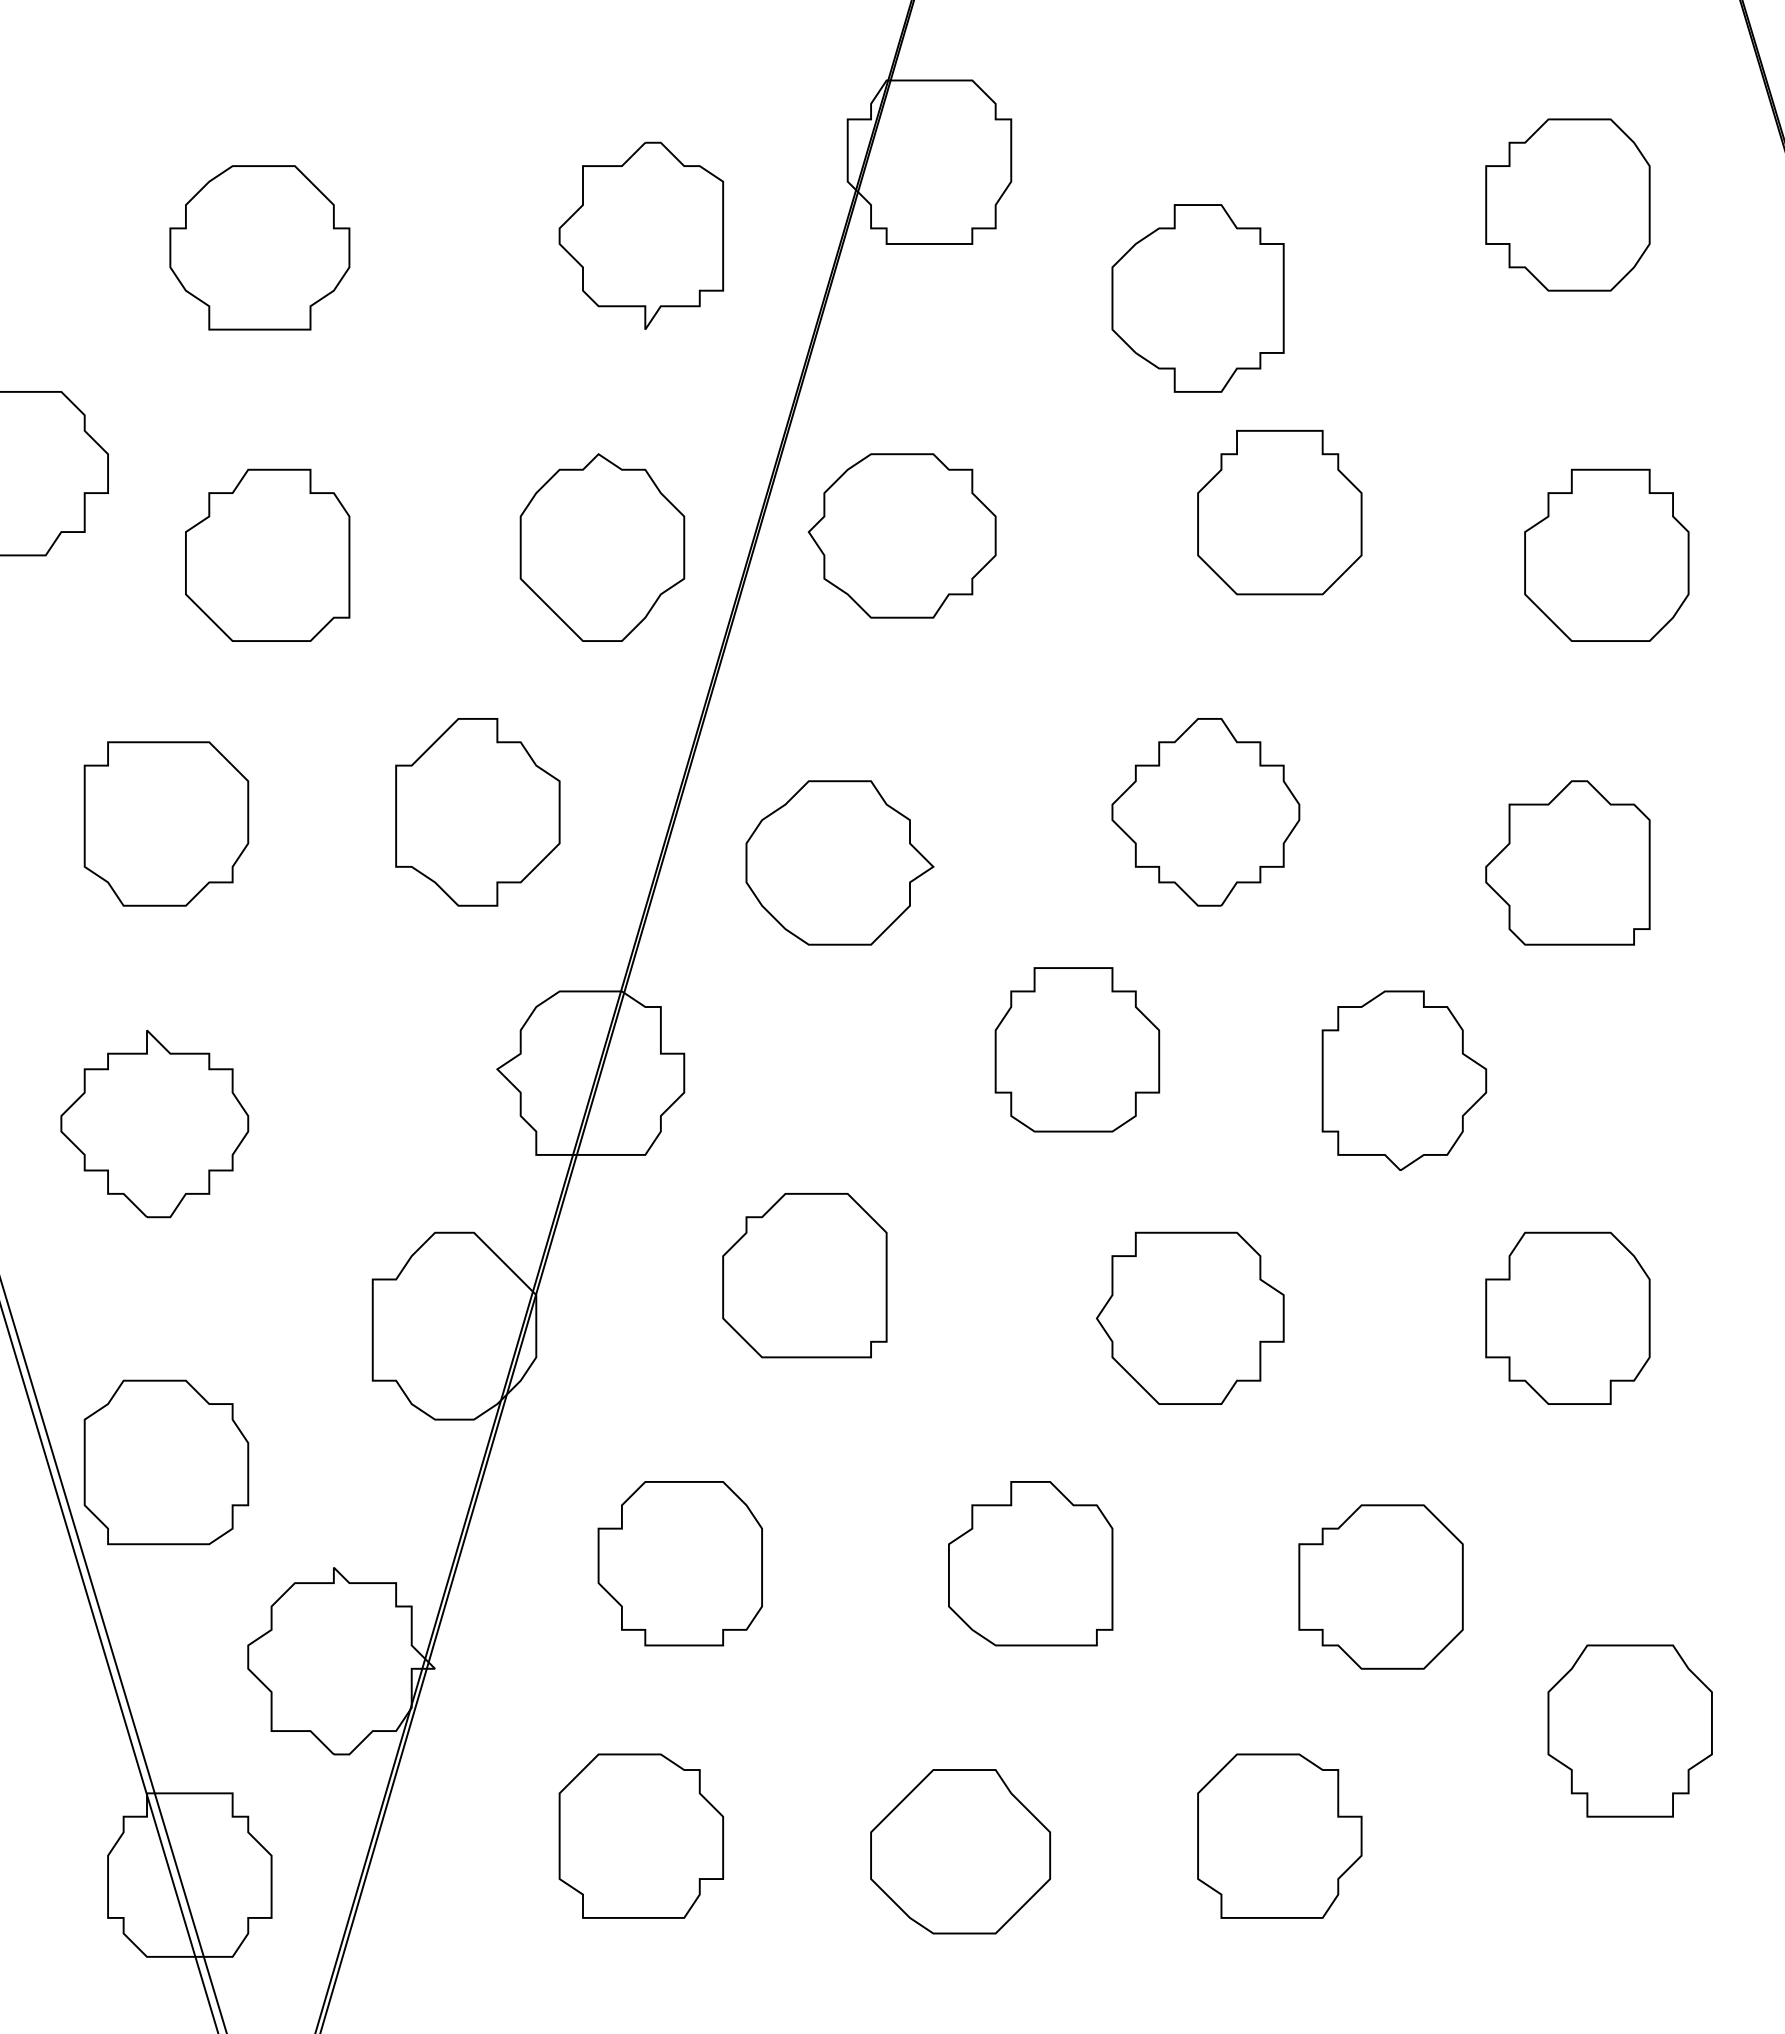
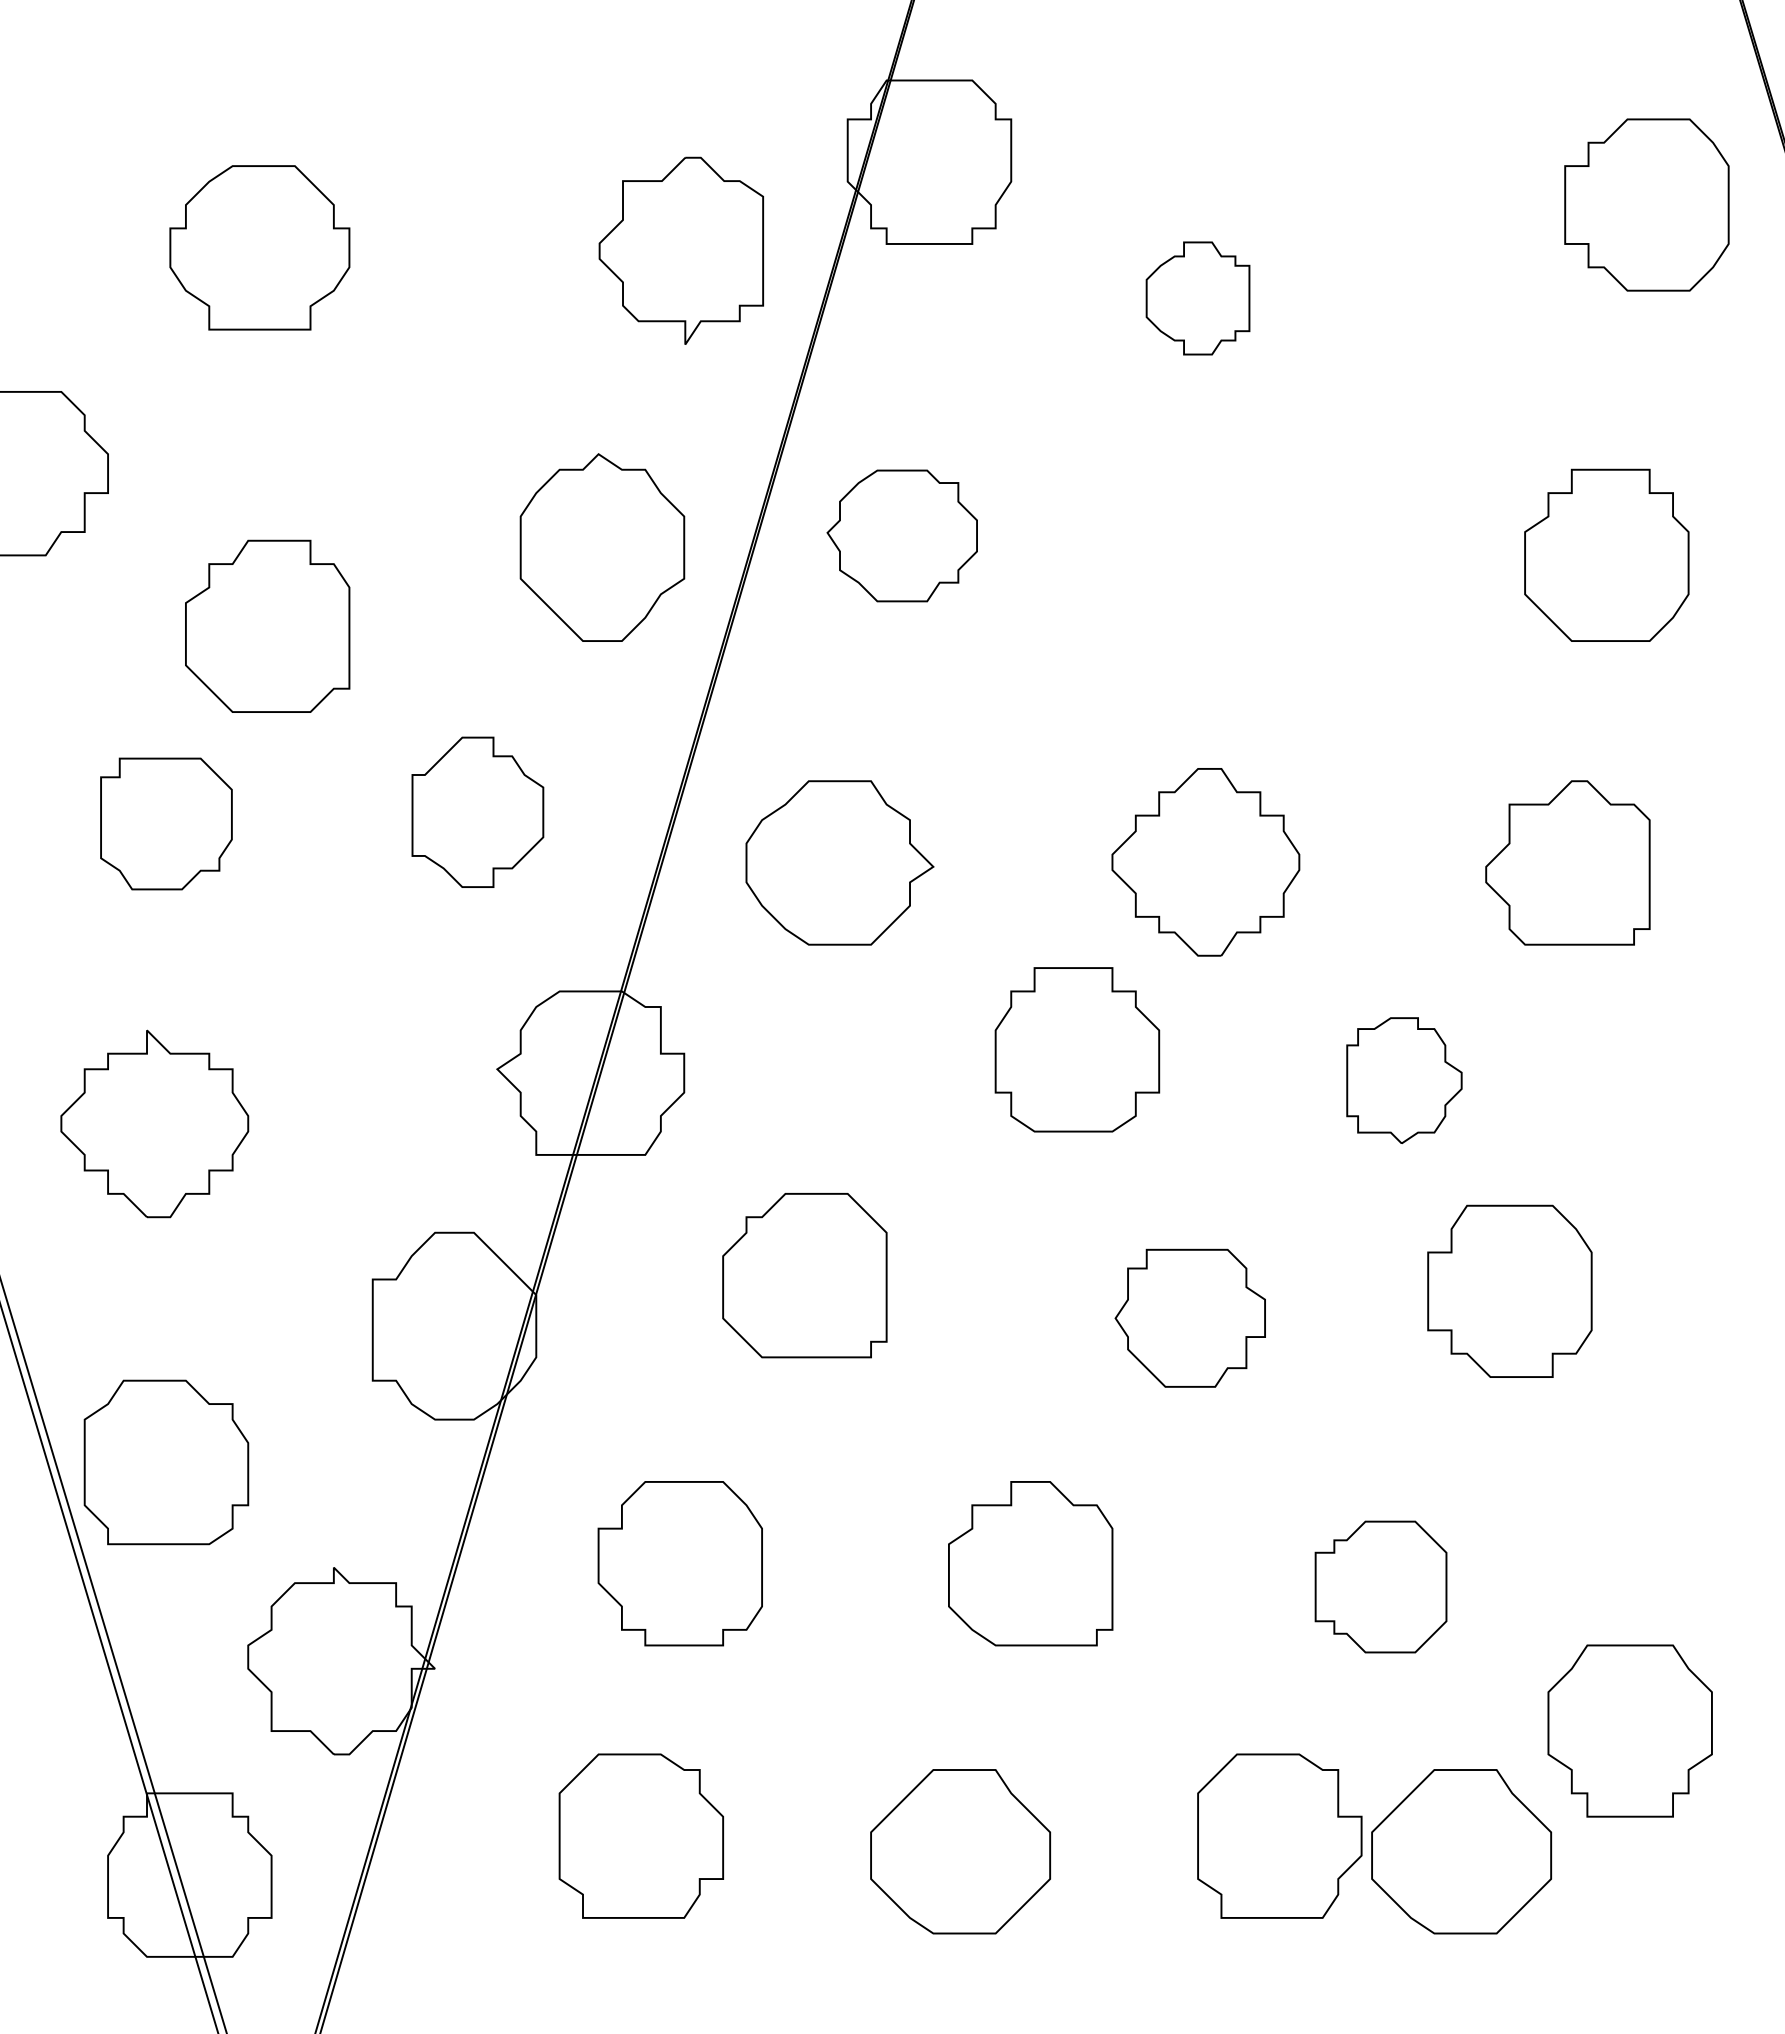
part position: (1567, 204) -> (1646, 204) (1646, 204)
part position: (640, 235) -> (680, 250) (680, 250)
part size: 174x189 px -> 106x115 px (1197, 298)
part: present -> none (1279, 512)
part size: 189x166 px -> 152x134 px (901, 535)
part position: (267, 554) -> (267, 625) (267, 625)
part size: 166x189 px -> 134x152 px (477, 811)
part position: (1205, 812) -> (1205, 862) (1205, 862)
part size: 167x166 px -> 133x134 px (166, 823)
part size: 167x181 px -> 117x127 px (1404, 1080)
part size: 189x174 px -> 152x140 px (1189, 1317)
part position: (1567, 1317) -> (1509, 1290) (1509, 1290)
part size: 166x166 px -> 134x134 px (1380, 1586)
part: none -> present (1461, 1851)
